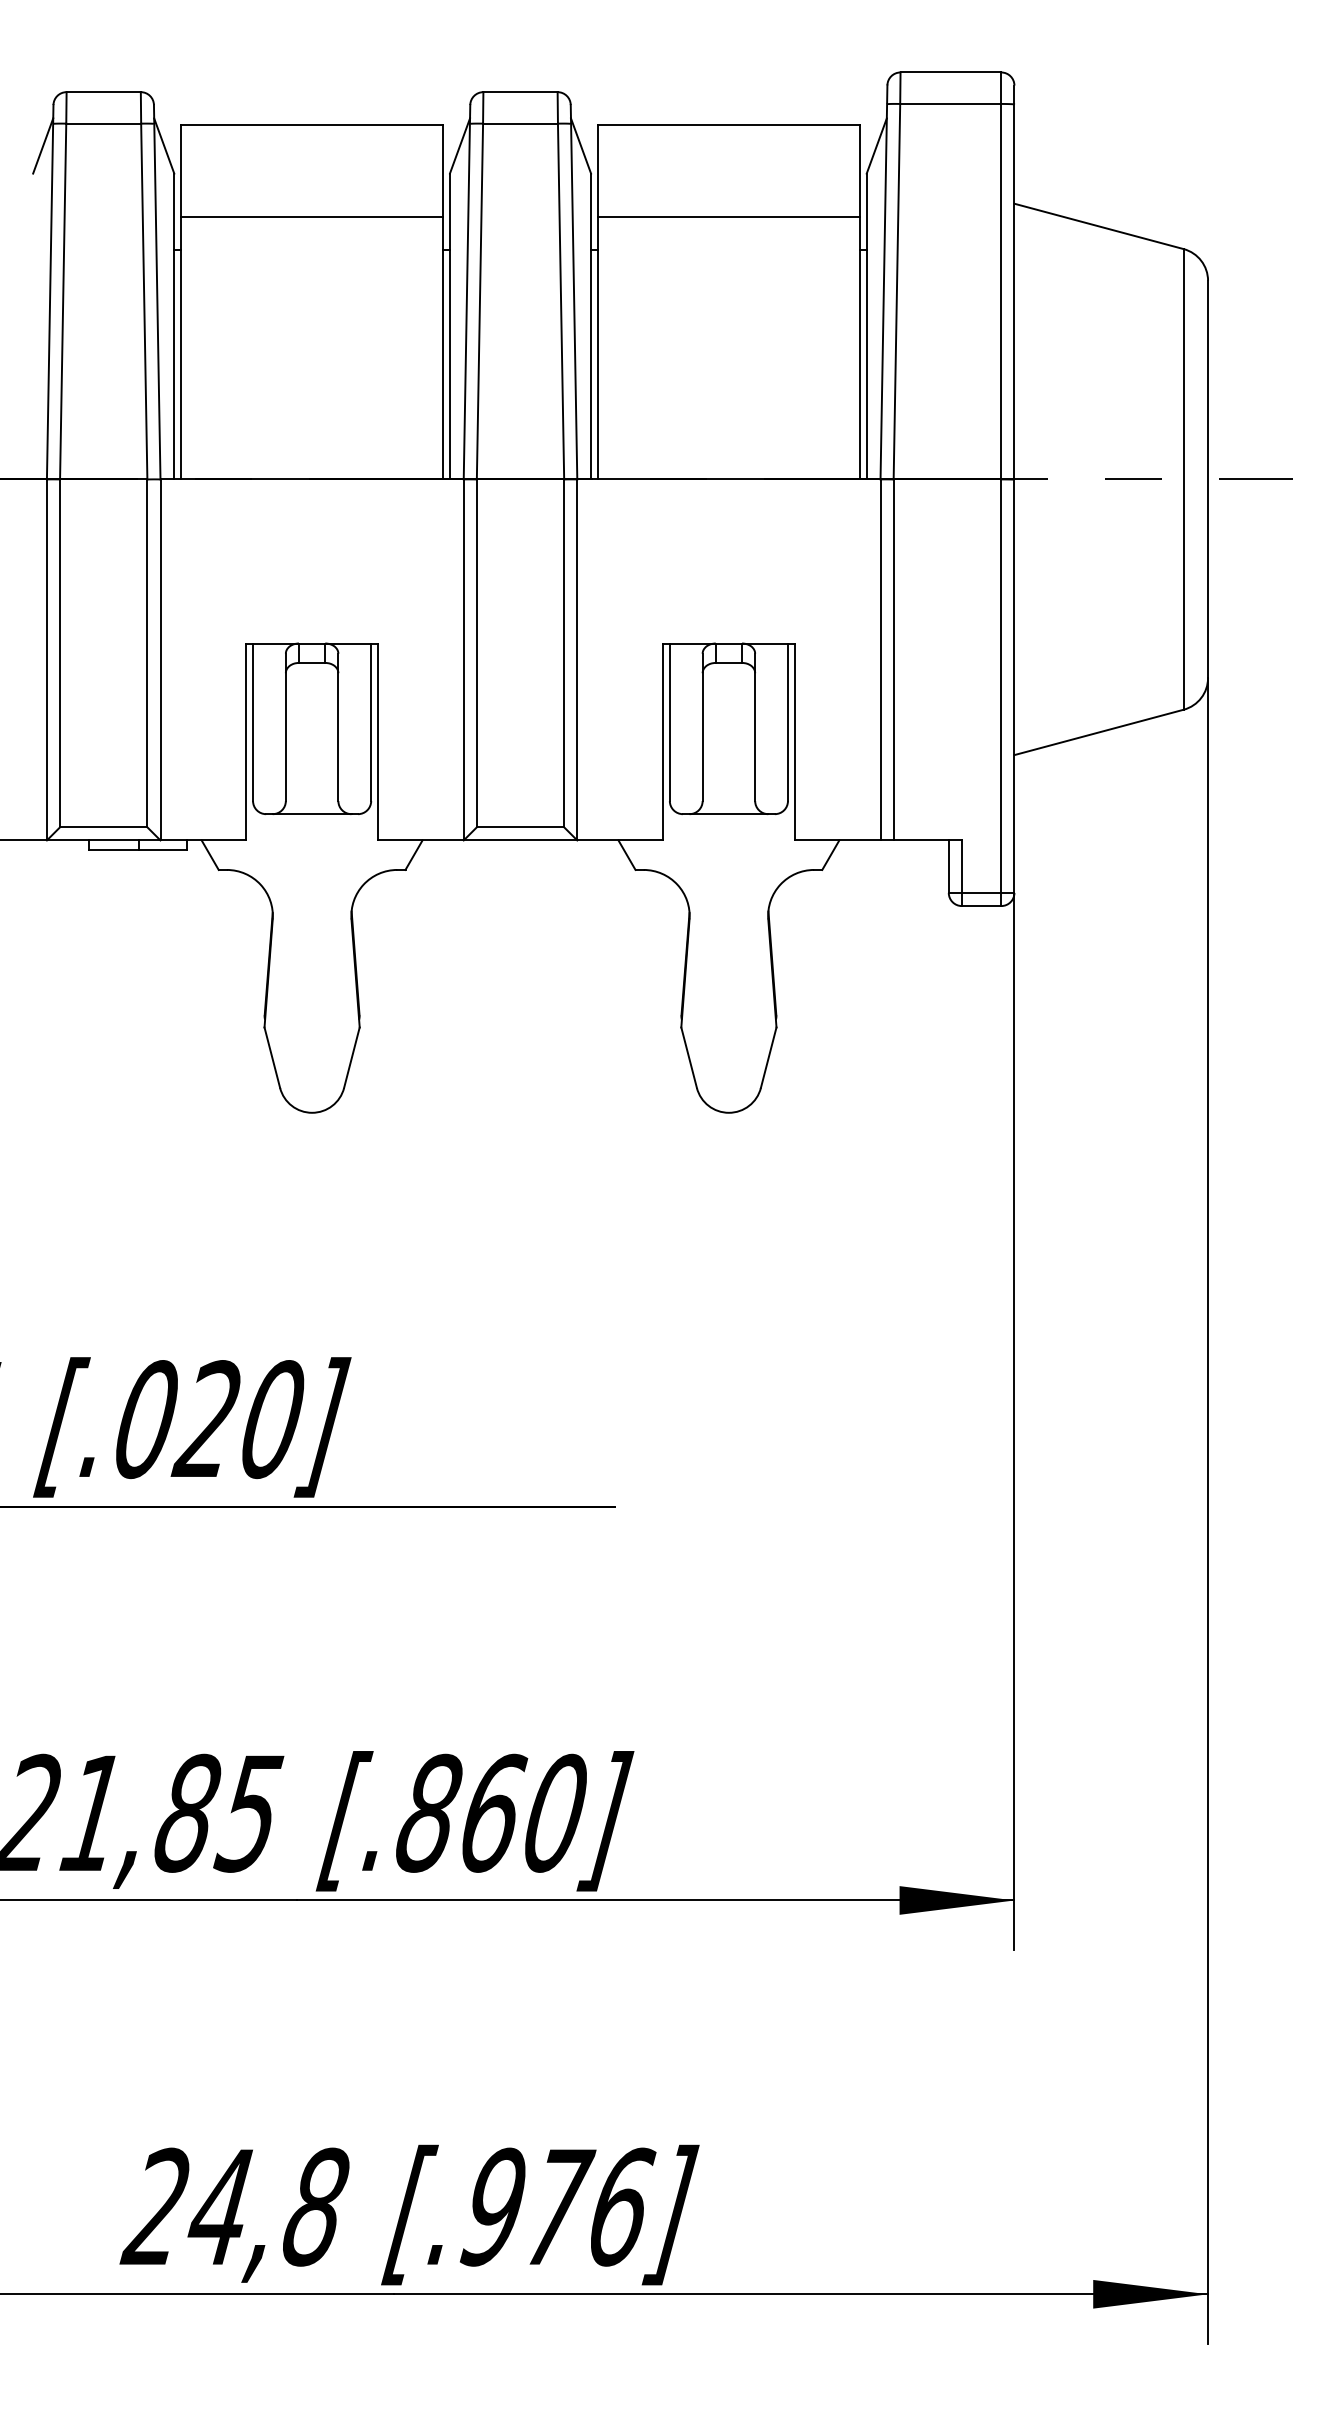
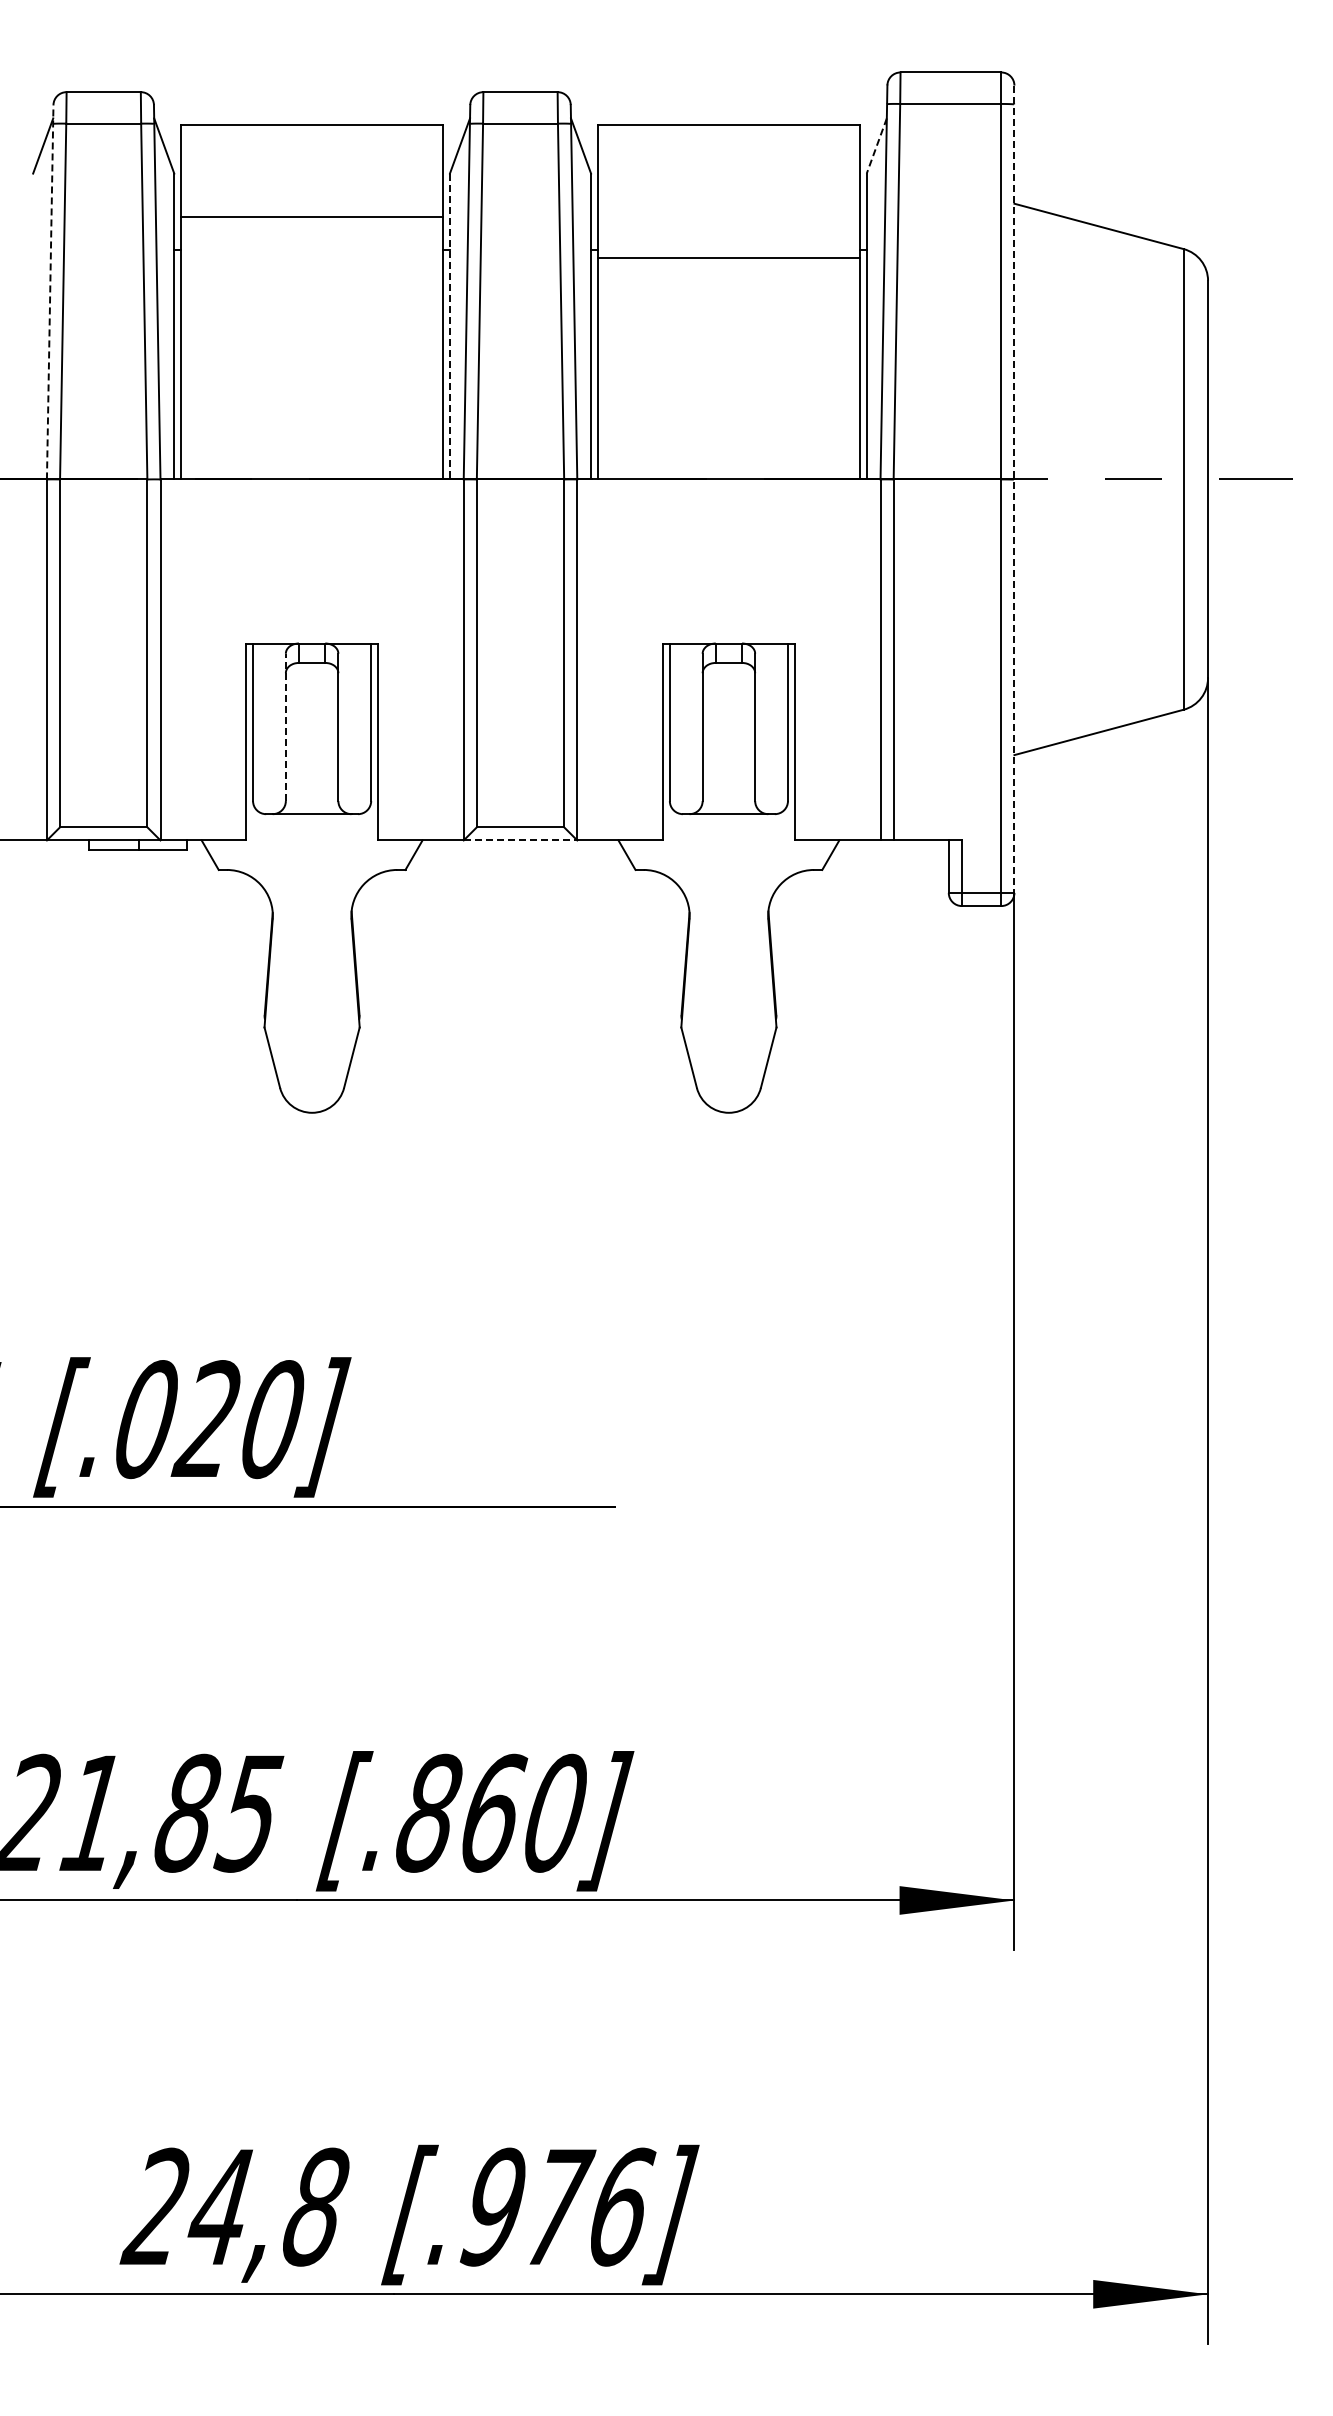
line: solid -> dashed (876, 146)
line position: (728, 216) -> (728, 257) (728, 257)
line: solid -> dashed (50, 291)
line: solid -> dashed (449, 326)
line: solid -> dashed (1014, 489)
line: solid -> dashed (285, 727)
line: solid -> dashed (520, 840)
